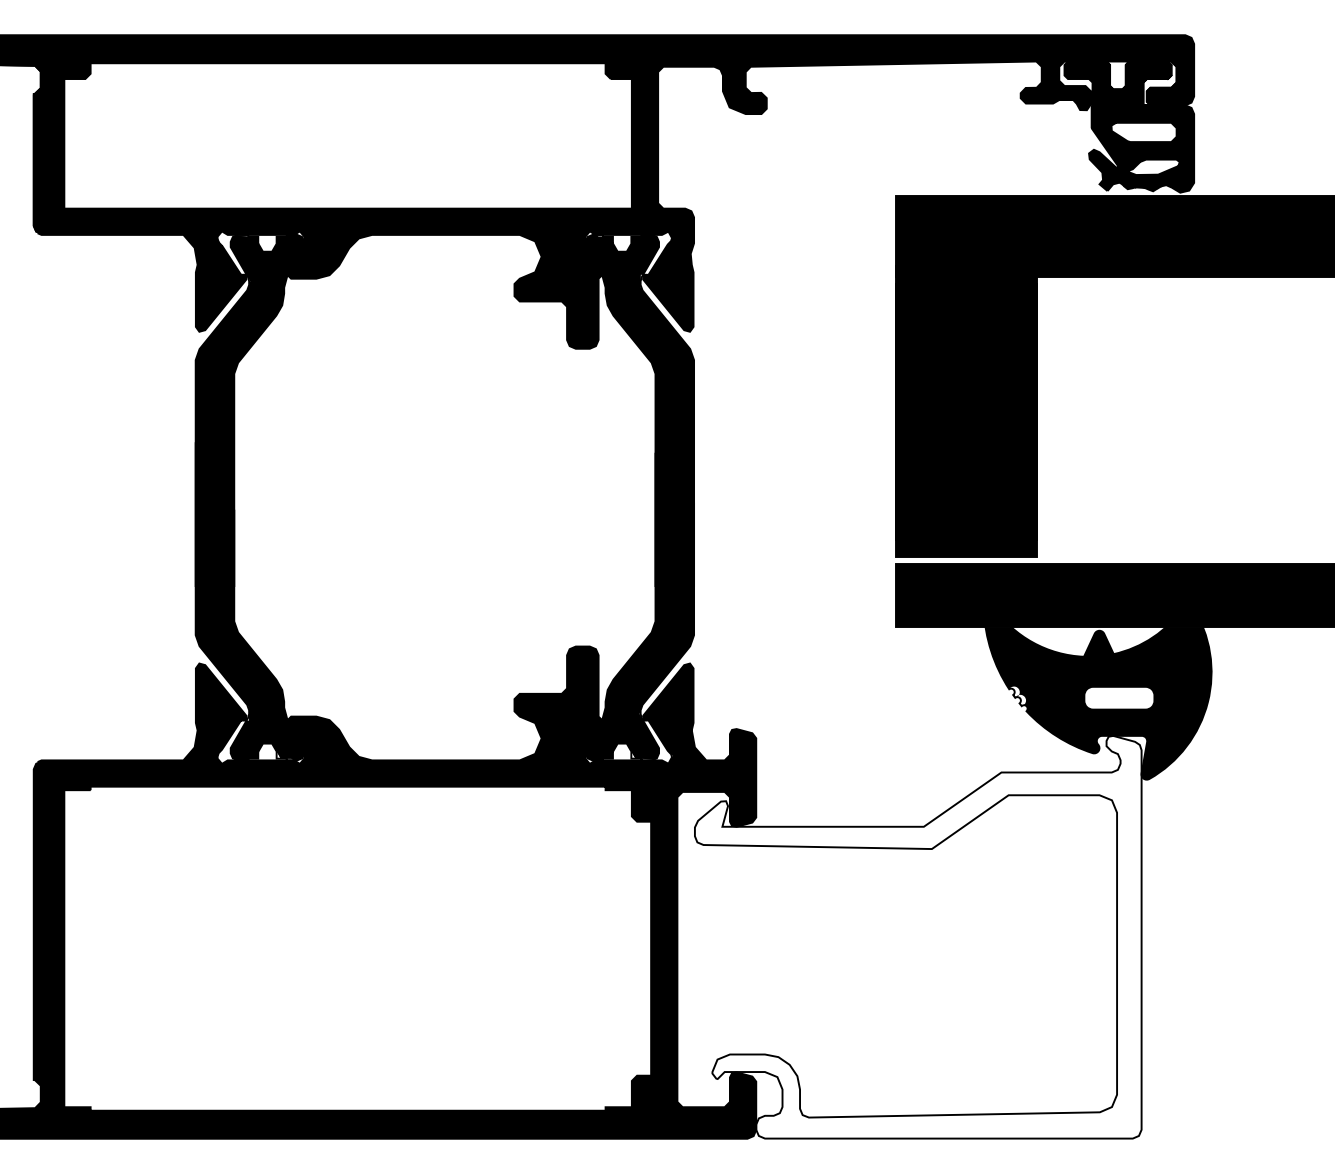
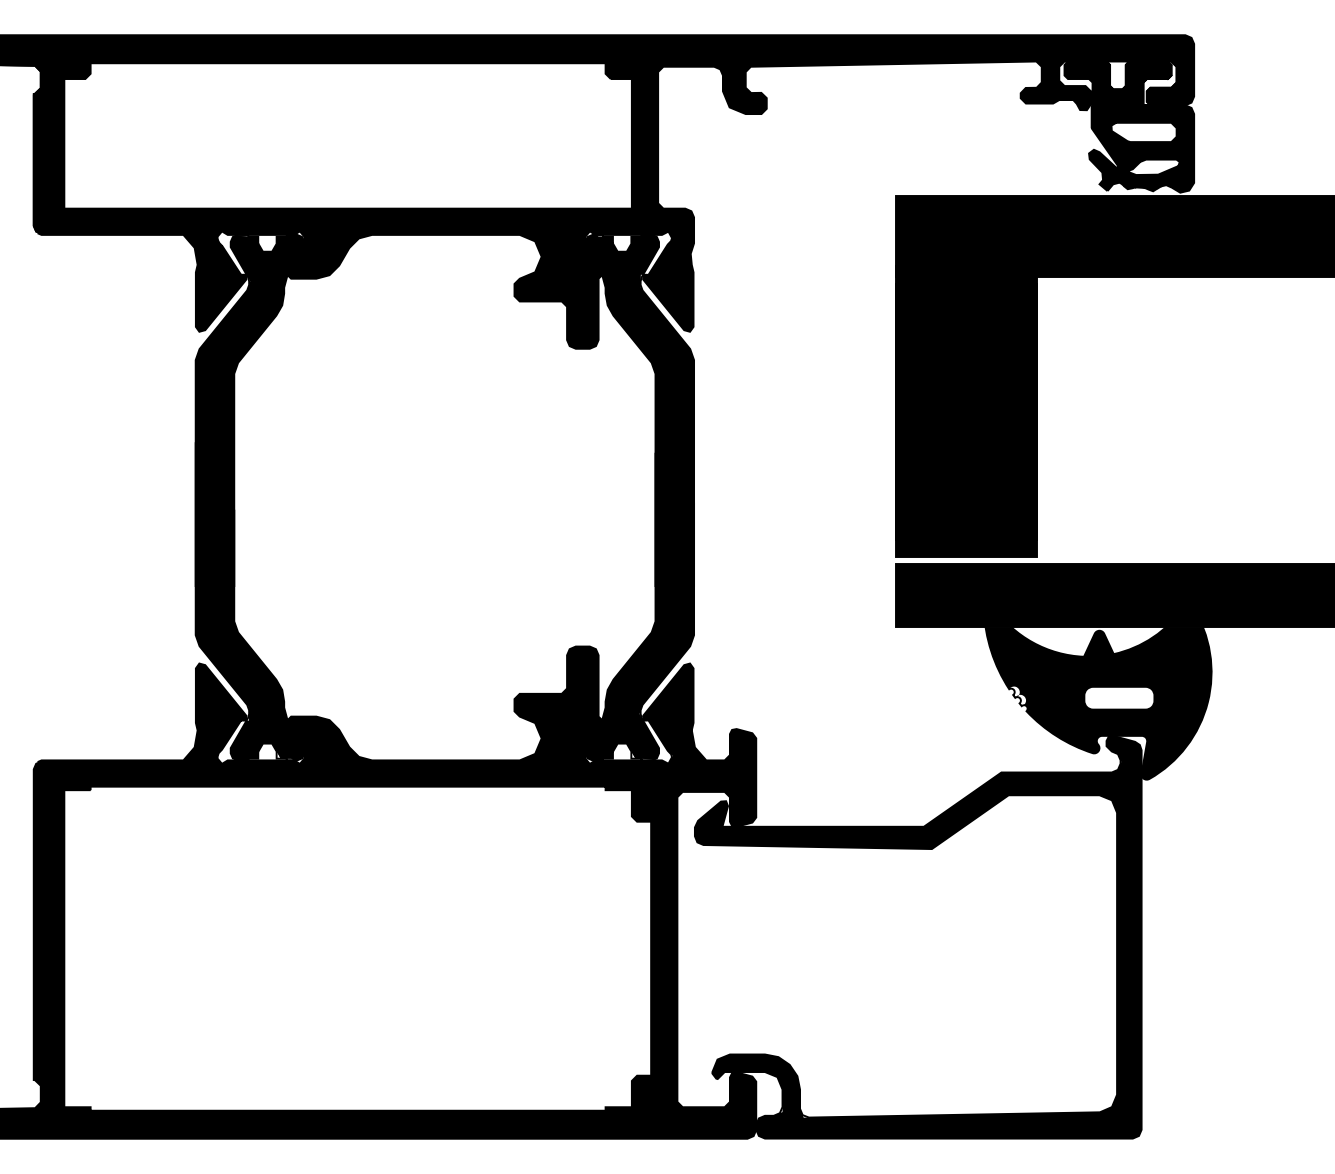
fill: none -> present (917, 936)
